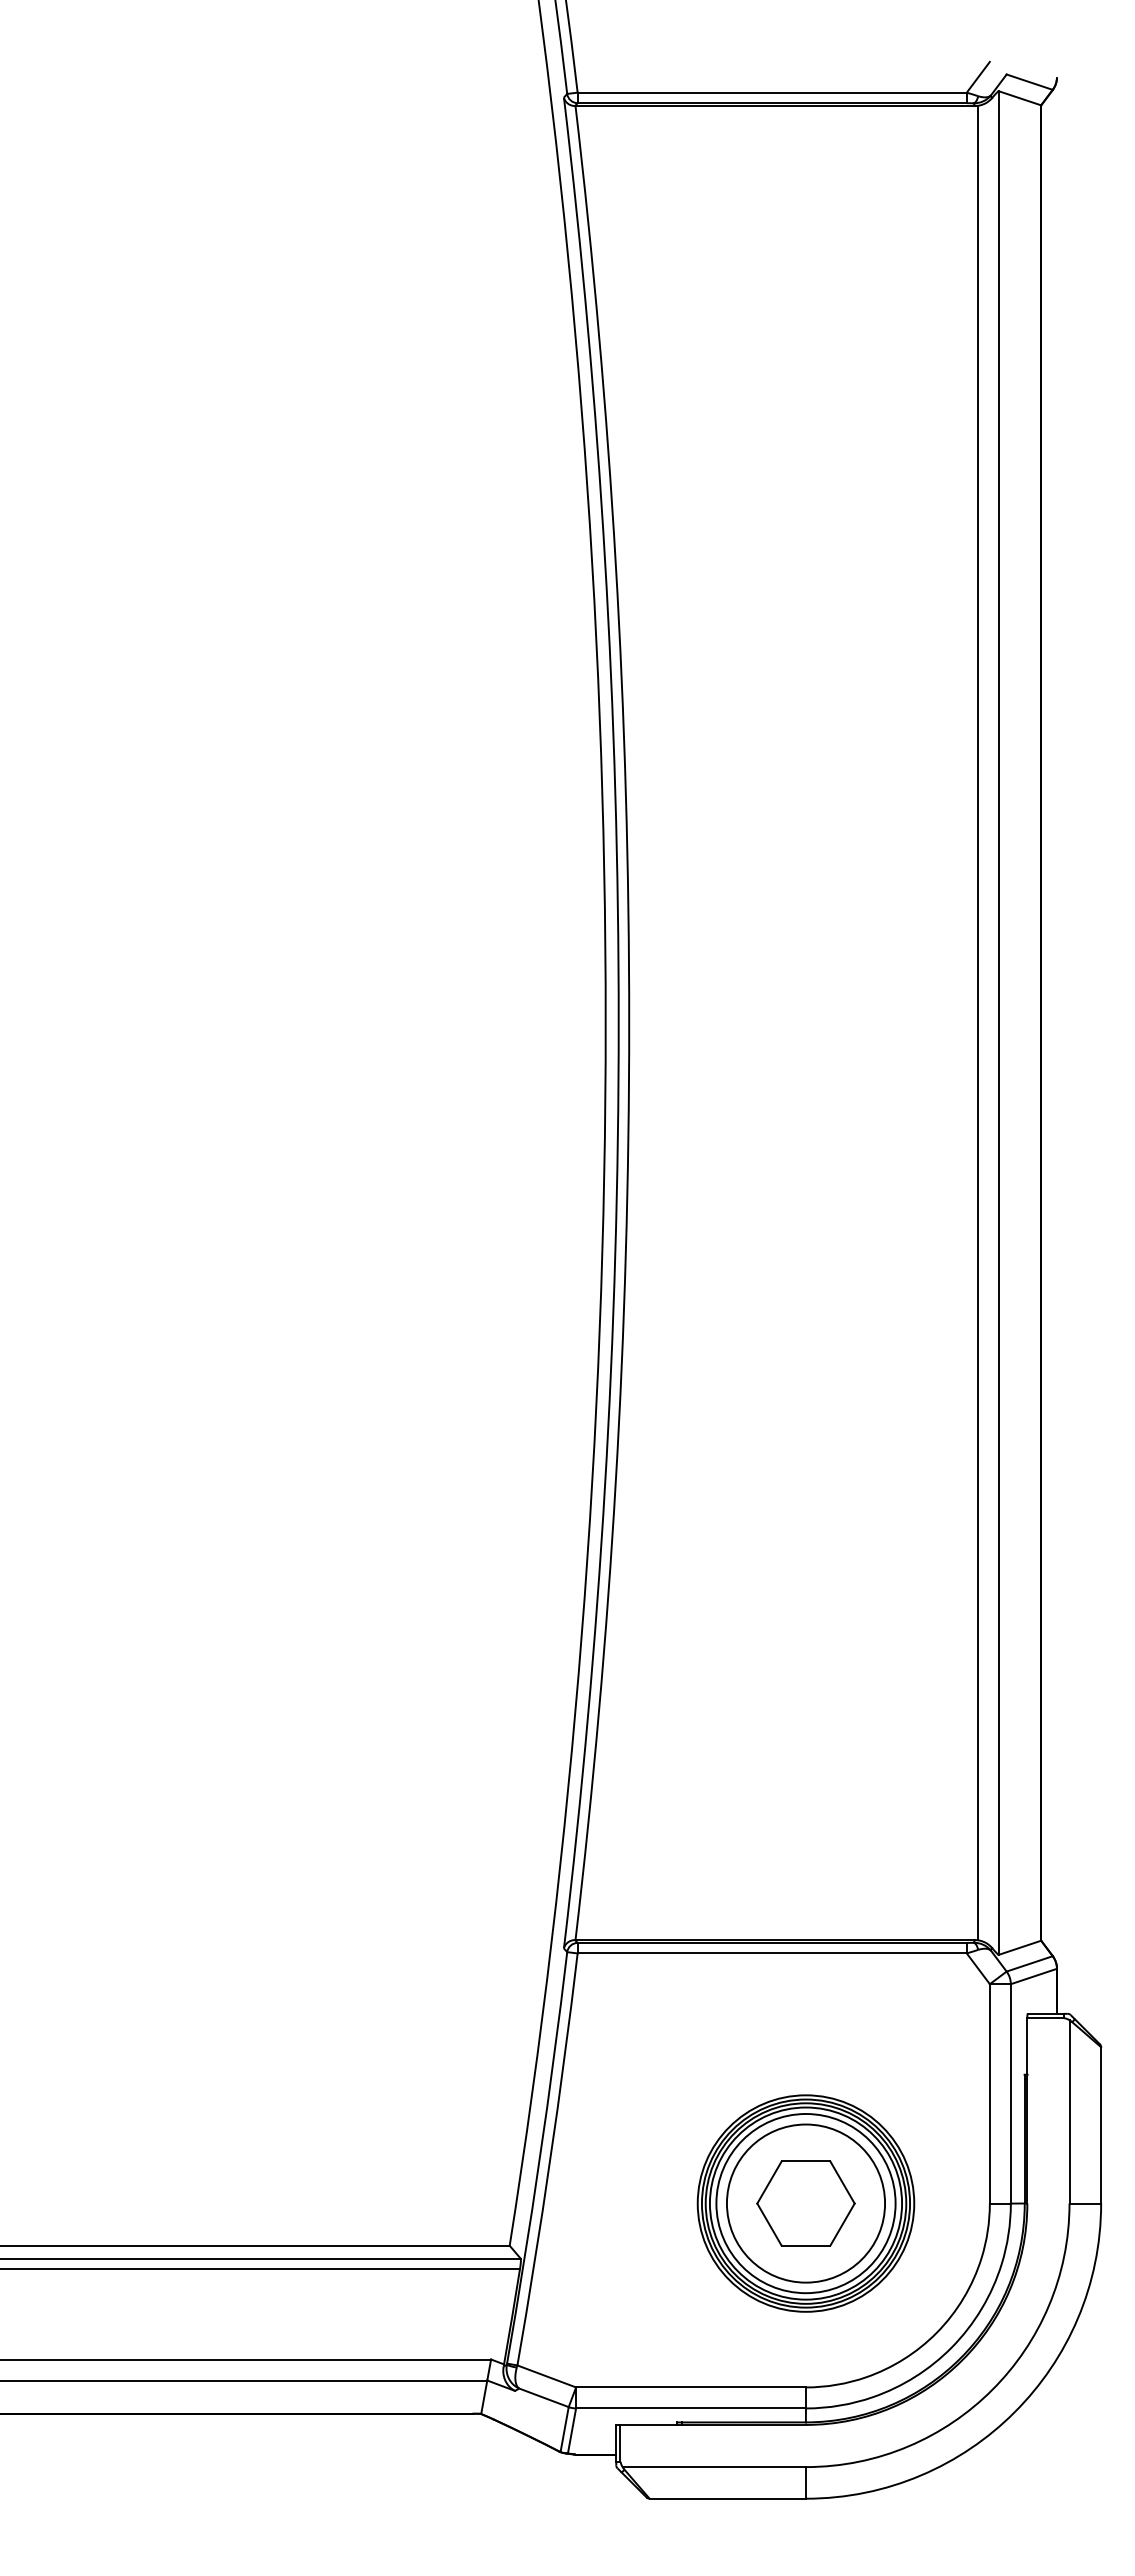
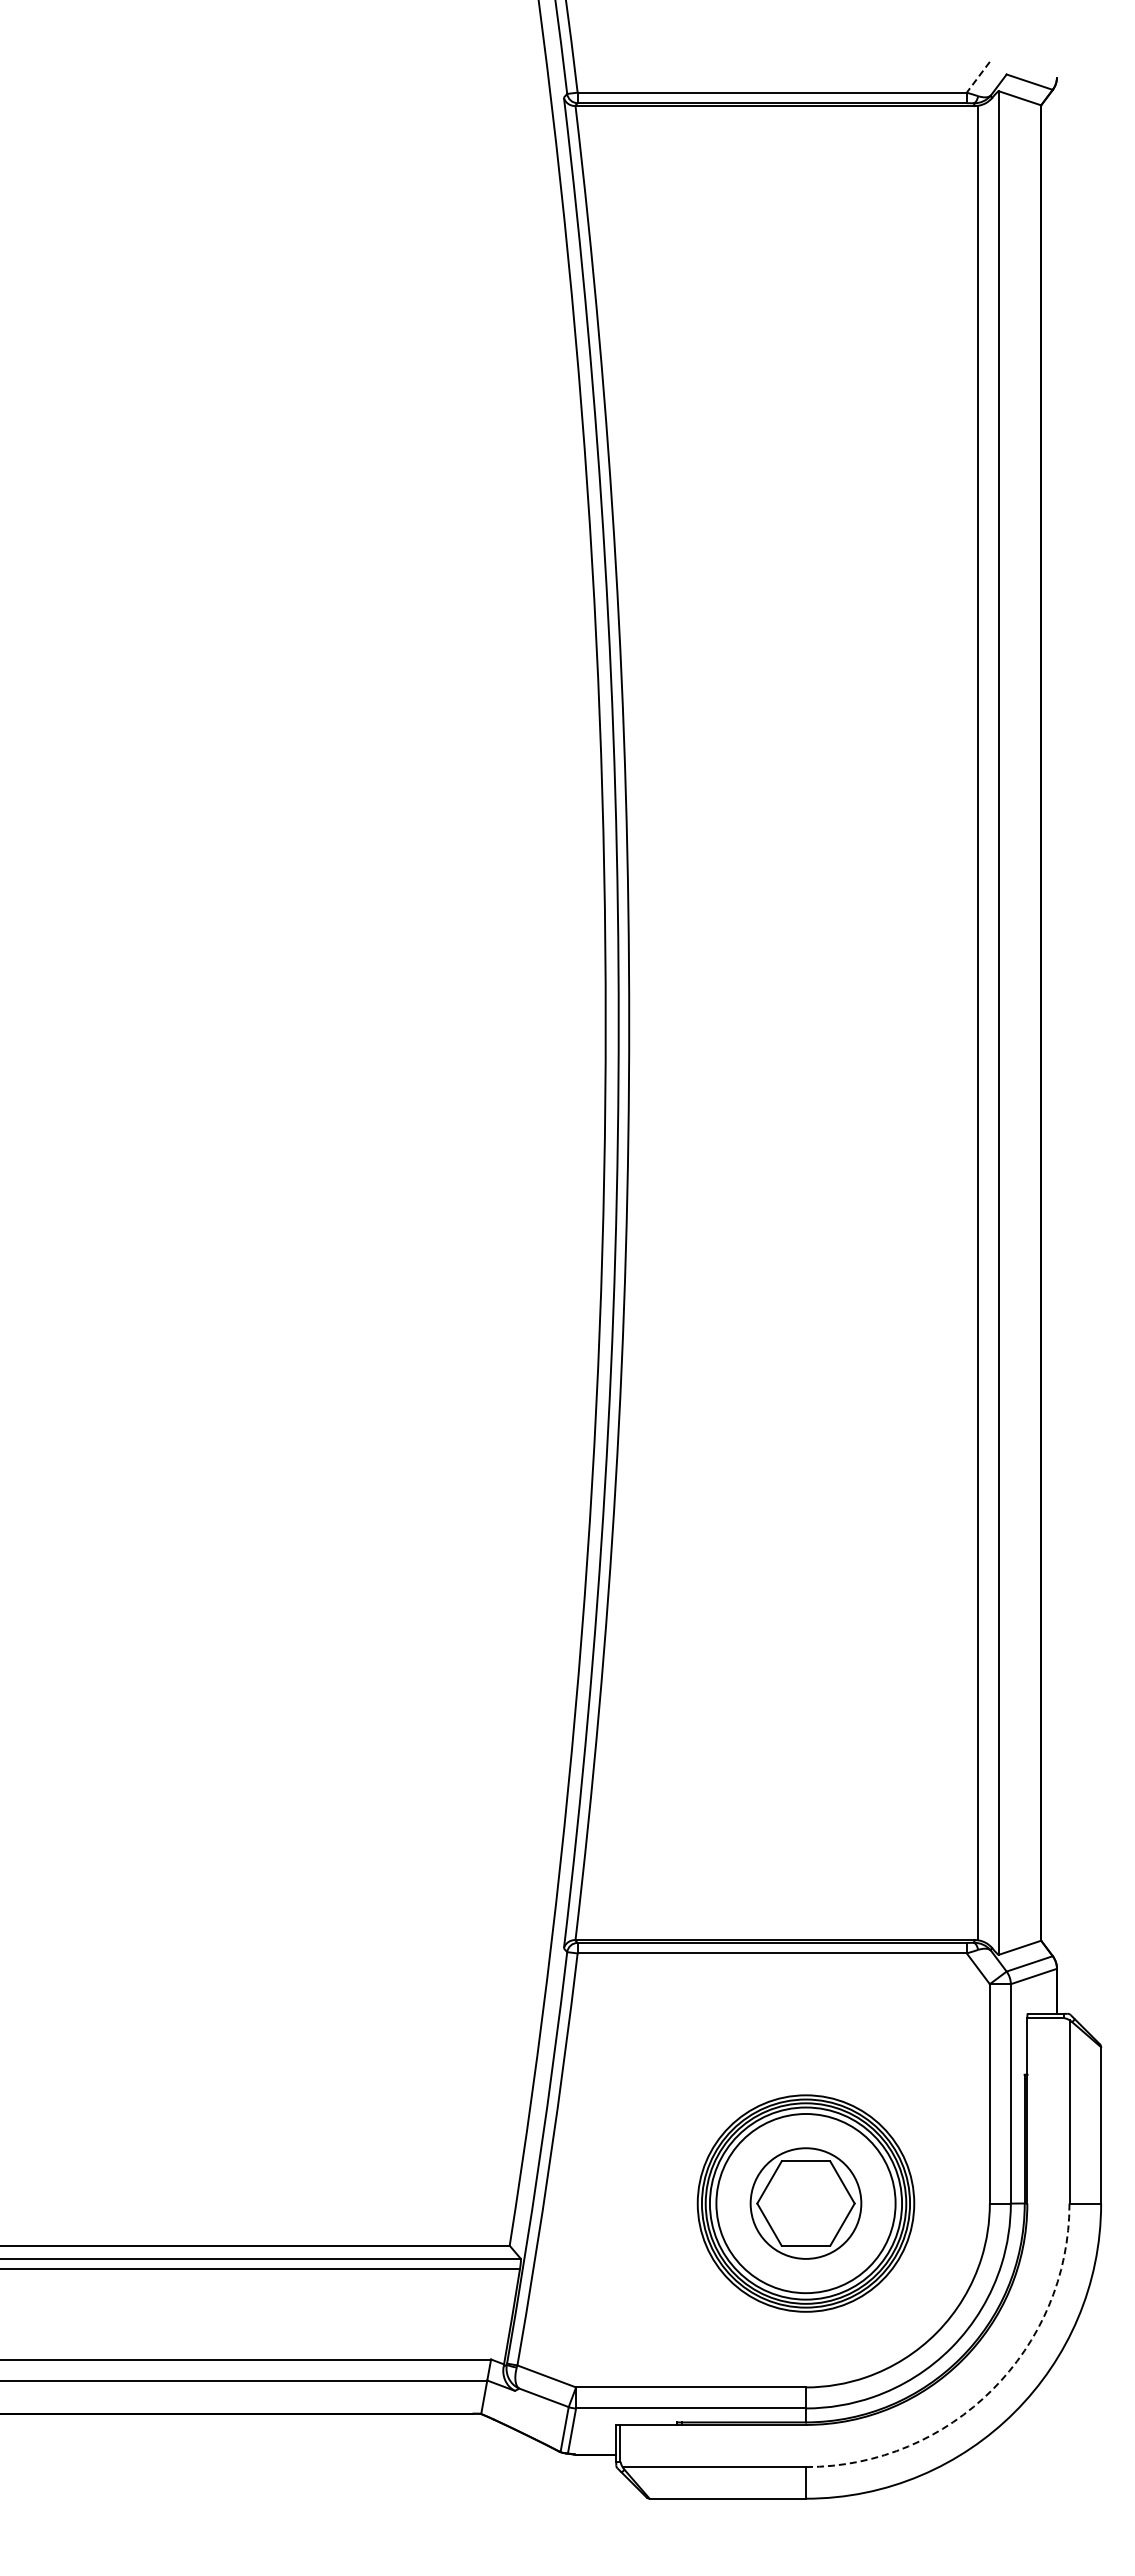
line: solid -> dashed (978, 77)
circle diameter: 158 px -> 111 px (805, 2203)
arc: solid -> dashed (992, 2389)
